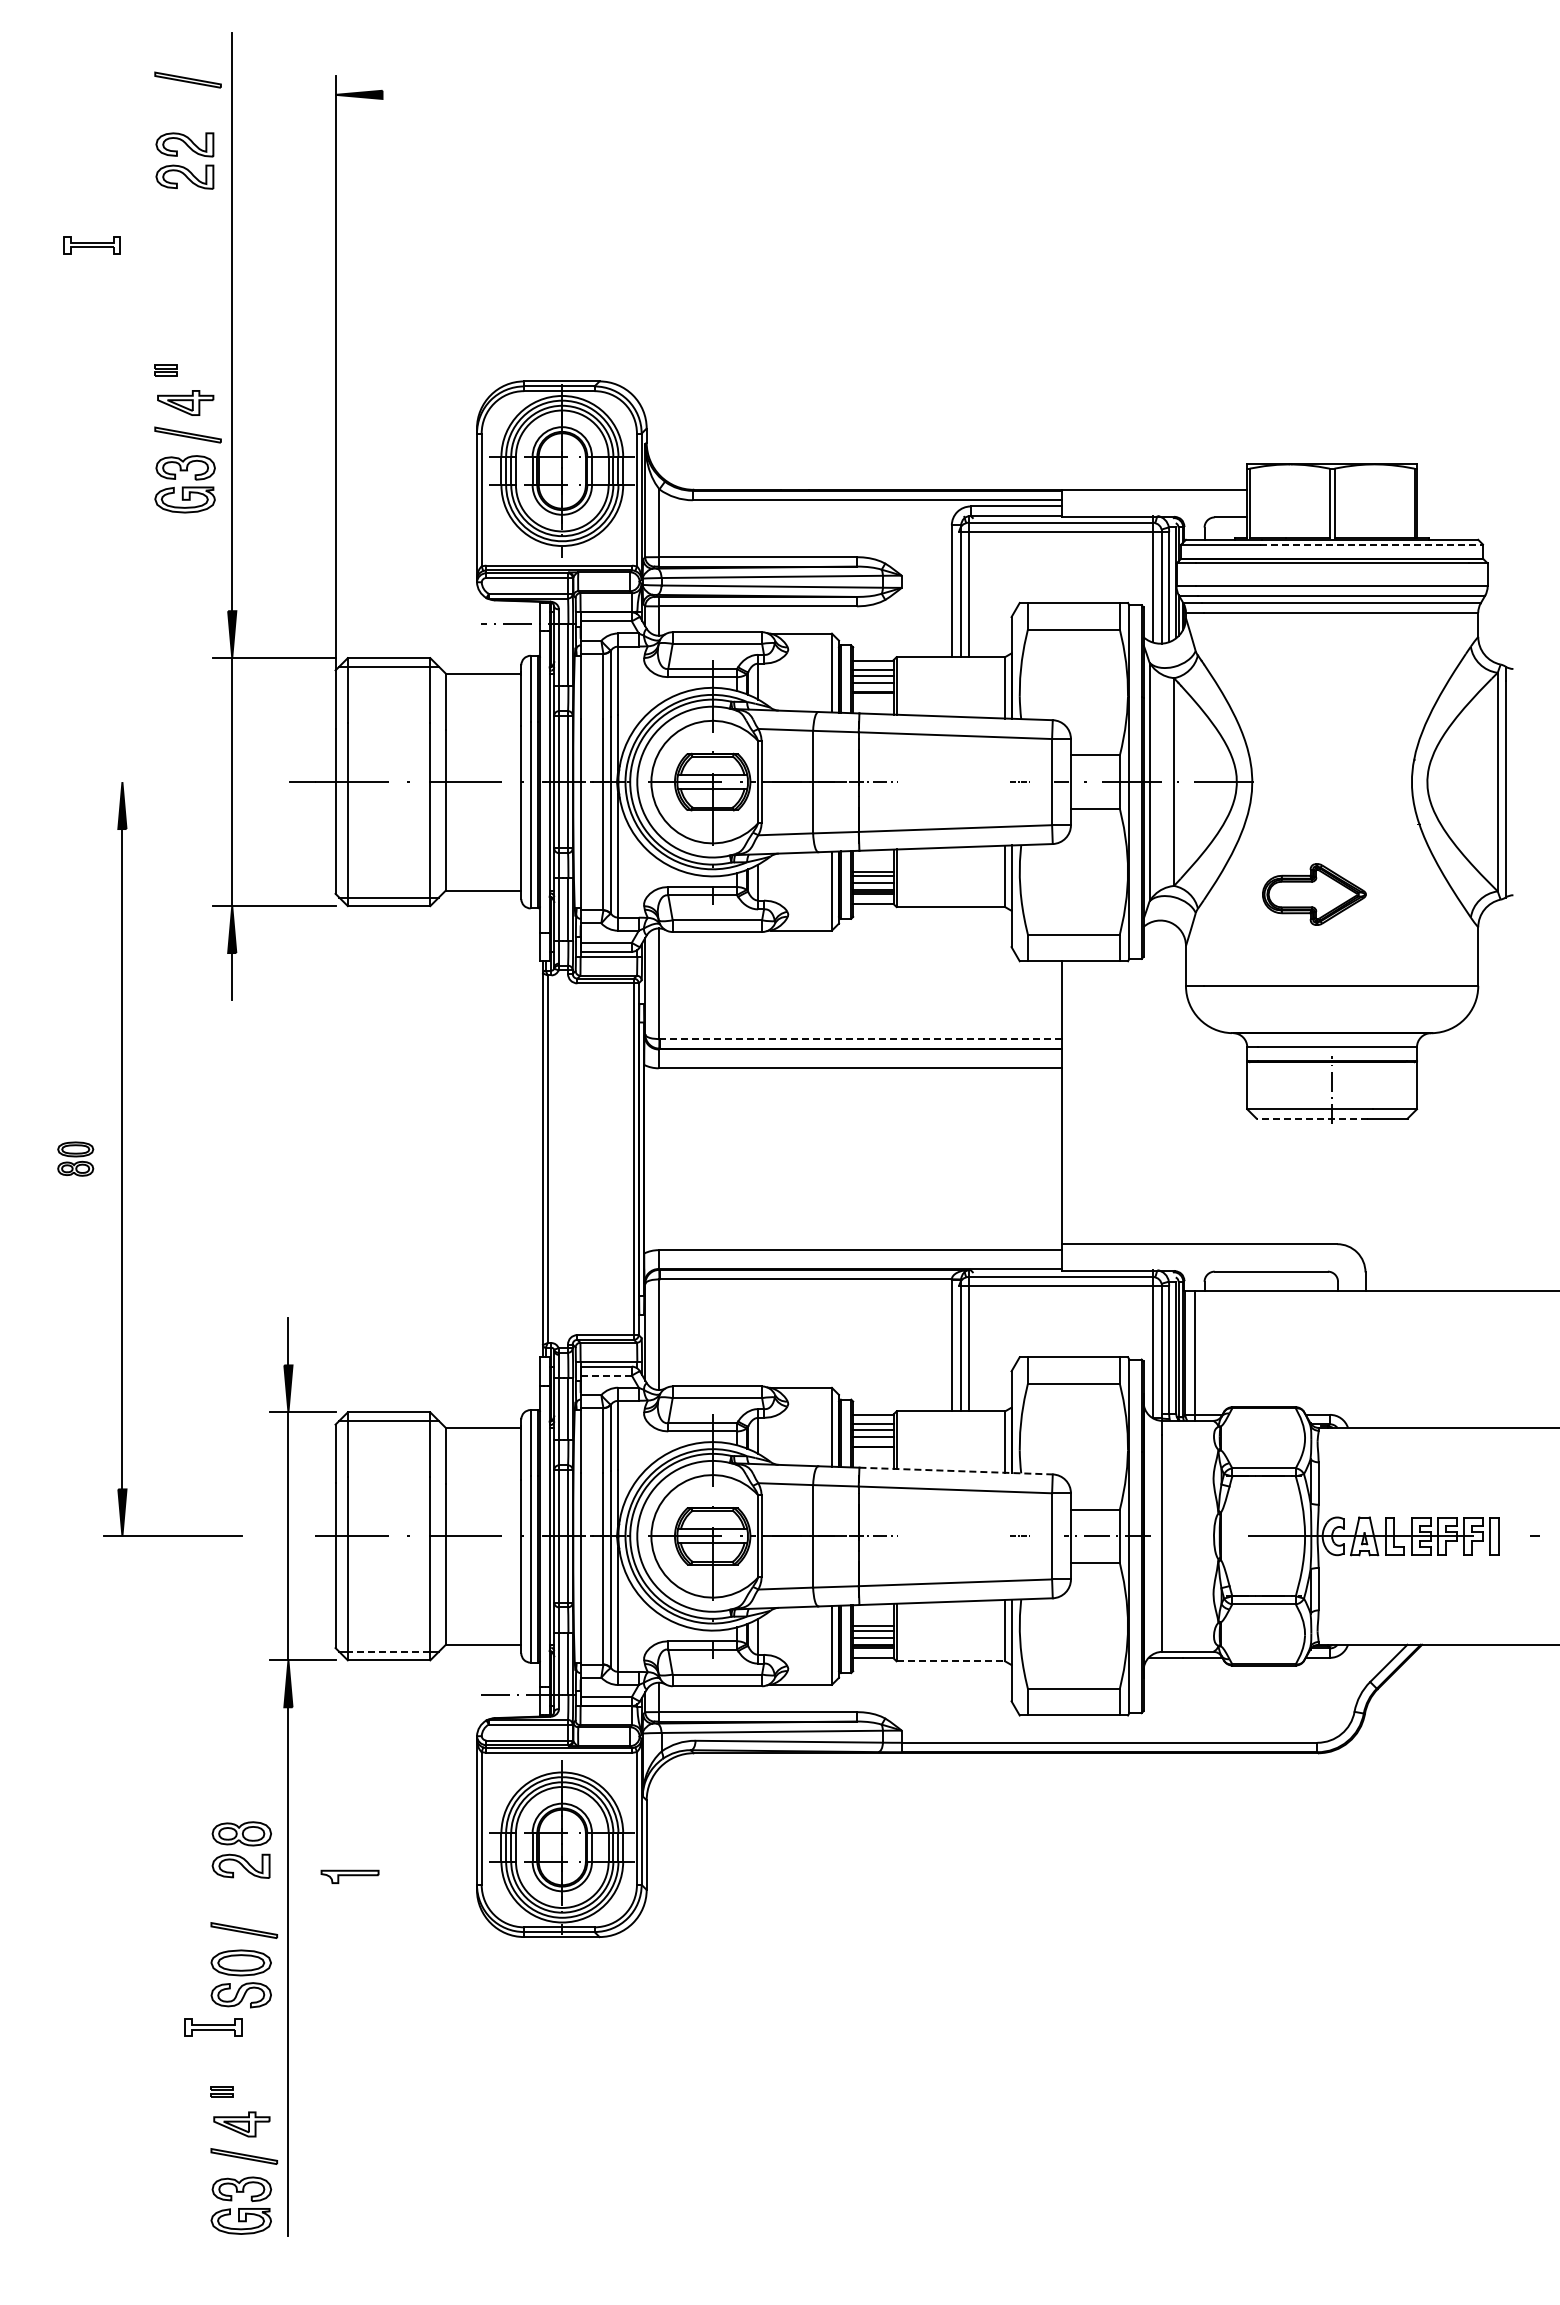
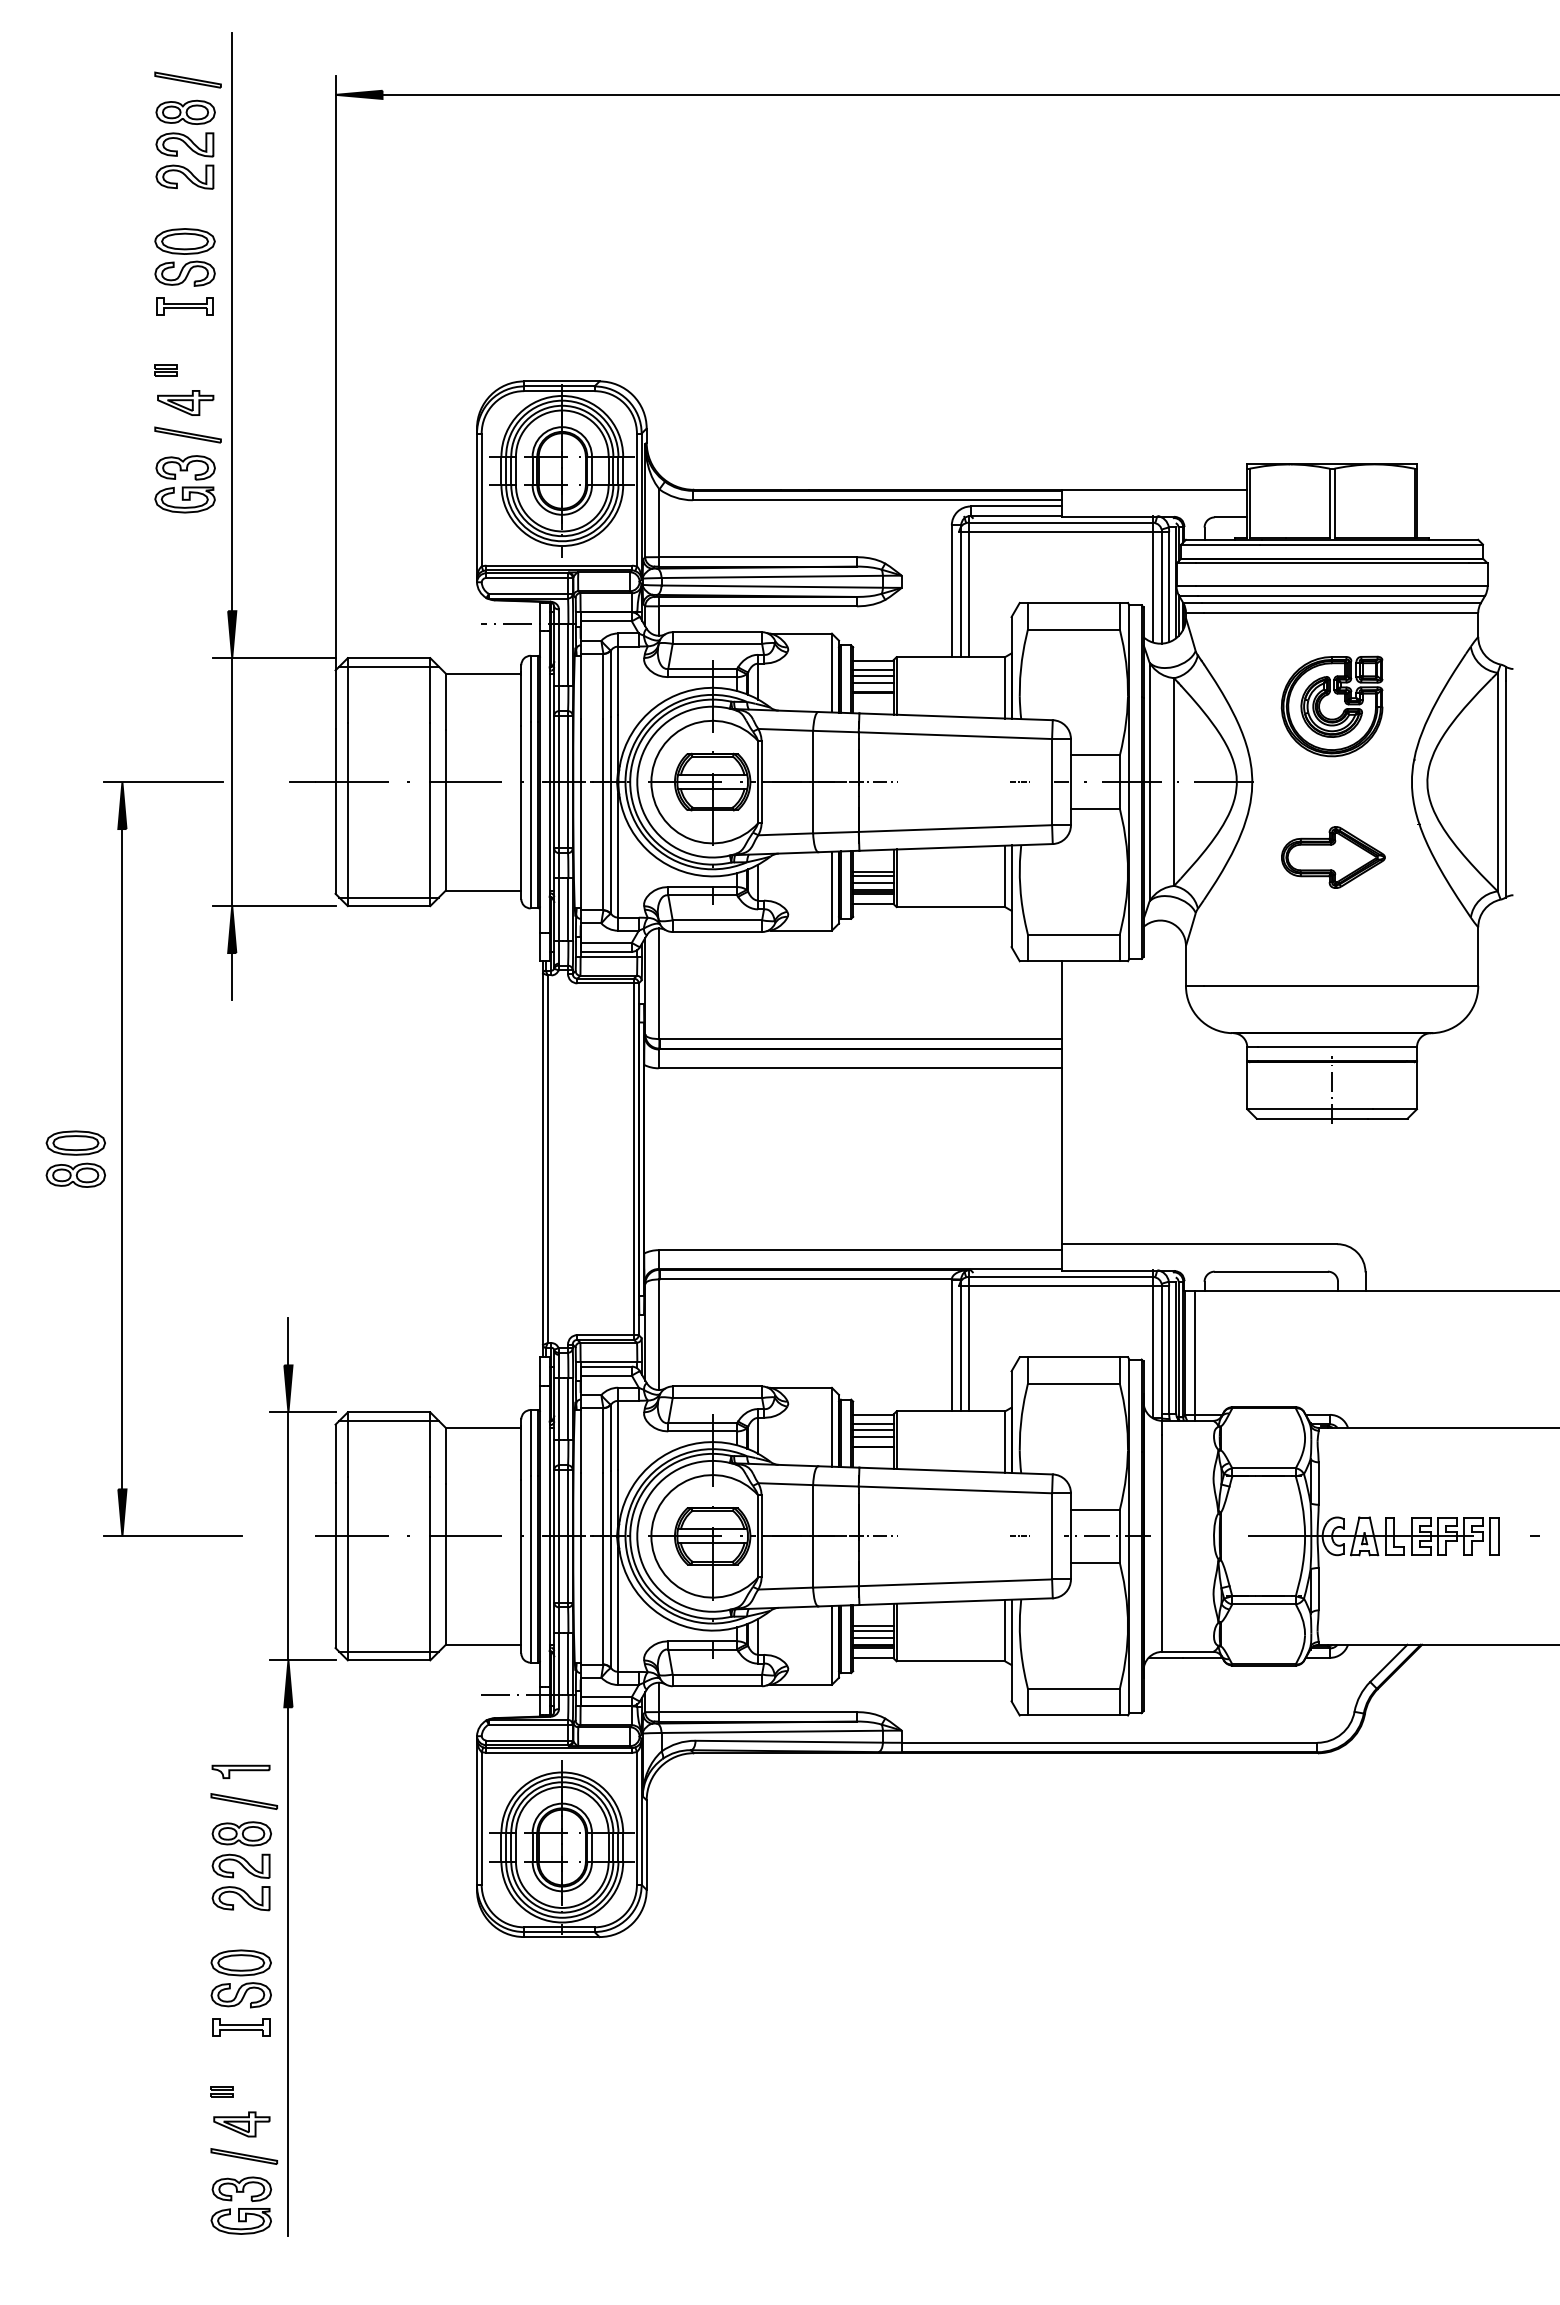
line: none -> present (969, 94)
part: none -> present (185, 111)
part position: (91, 245) -> (184, 306) (184, 306)
part: none -> present (184, 257)
line: dashed -> solid (1371, 544)
part: none -> present (1331, 706)
line: none -> present (163, 782)
part position: (1314, 894) -> (1333, 857) (1333, 857)
line: dashed -> solid (860, 1039)
line: dashed -> solid (1312, 1118)
part size: 38x36 px -> 61x58 px (75, 1158)
line: dashed -> solid (606, 1375)
line: dashed -> solid (956, 1471)
line: dashed -> solid (388, 1651)
line: dashed -> solid (951, 1661)
part position: (349, 1876) -> (240, 1771) (240, 1771)
part: none -> present (240, 1898)
part position: (244, 1930) -> (244, 1801) (244, 1801)
part position: (213, 2027) -> (241, 2027) (241, 2027)
